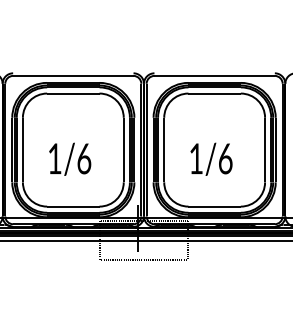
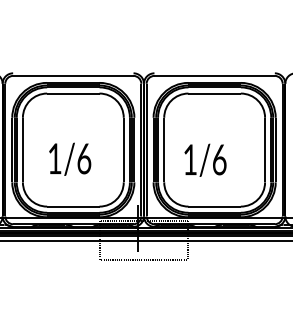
text position: (211, 158) -> (205, 159) (205, 159)
